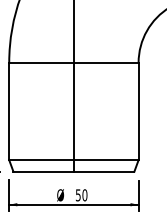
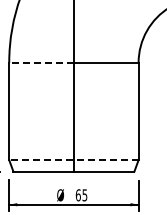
line: solid -> dashed (41, 62)
line: solid -> dashed (73, 160)
text: 50 -> 65 (81, 195)
